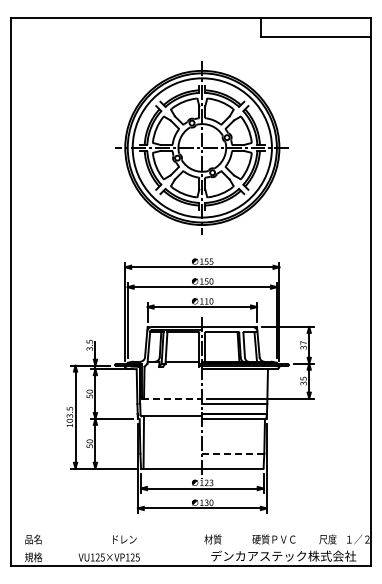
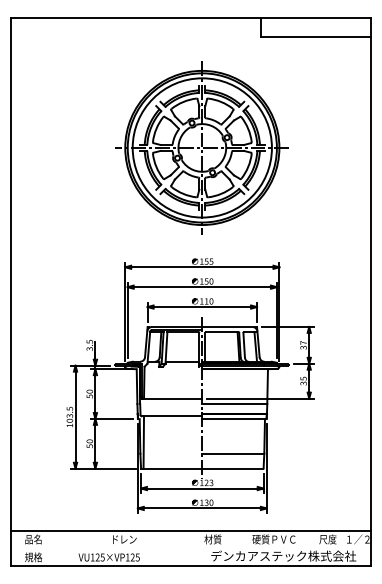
line: dashed -> solid (172, 398)
line: dashed -> solid (233, 453)
line: none -> present (190, 530)
